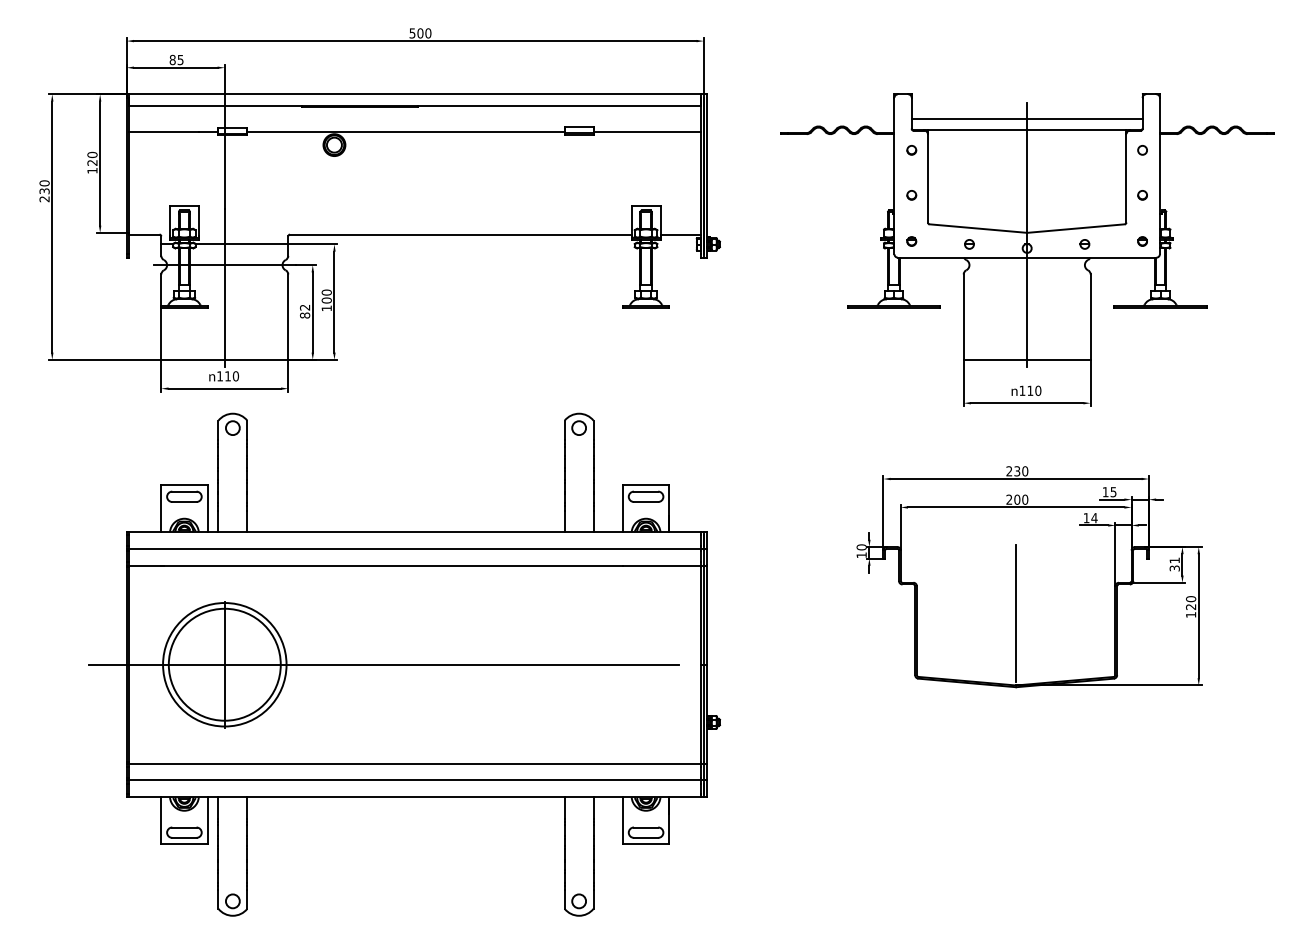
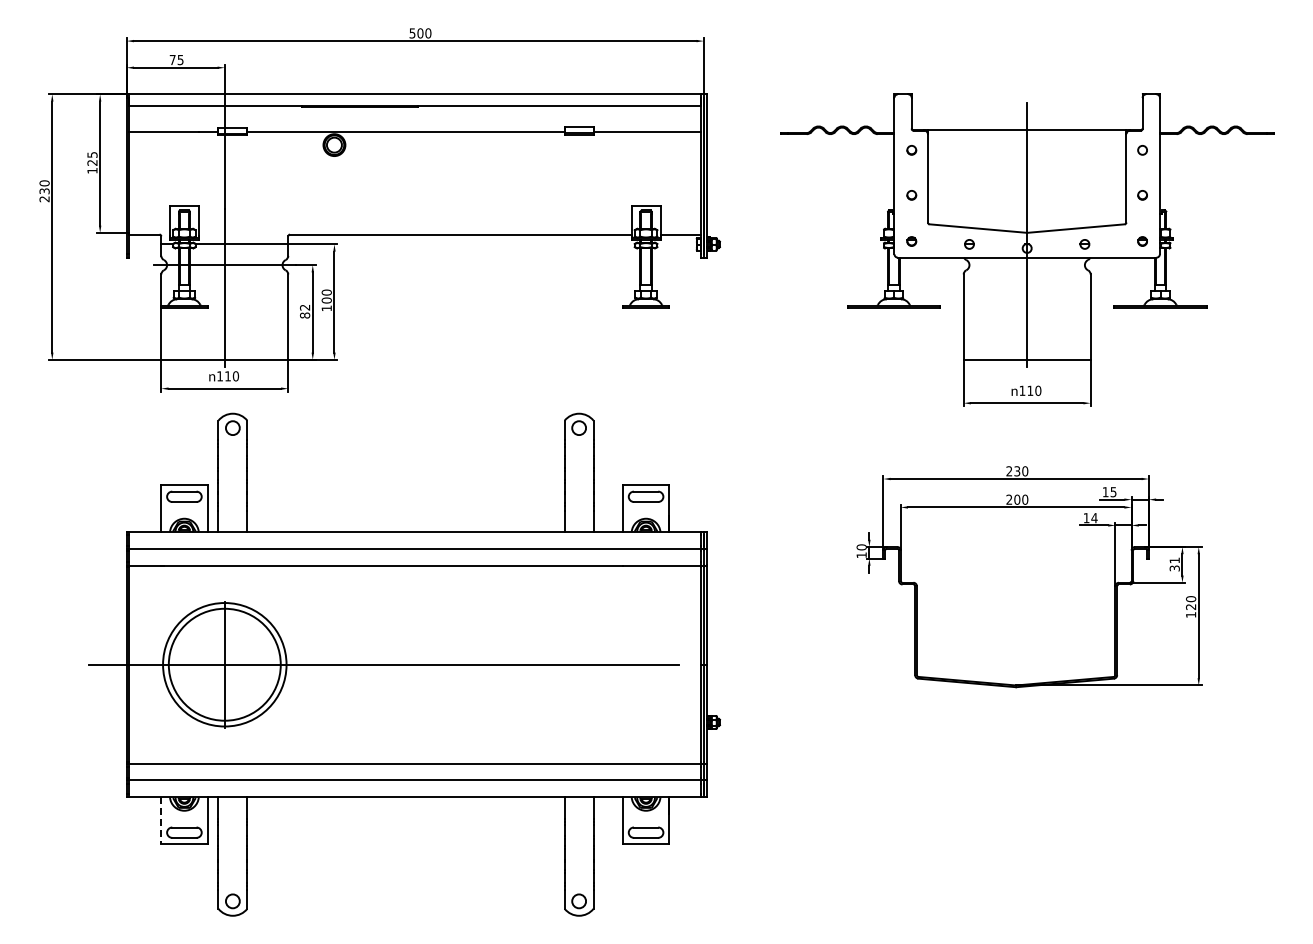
text: 85 -> 75 (172, 59)
line: present -> none (1026, 118)
text: 120 -> 125 (92, 154)
line: present -> none (1016, 613)
line: solid -> dashed (161, 821)
